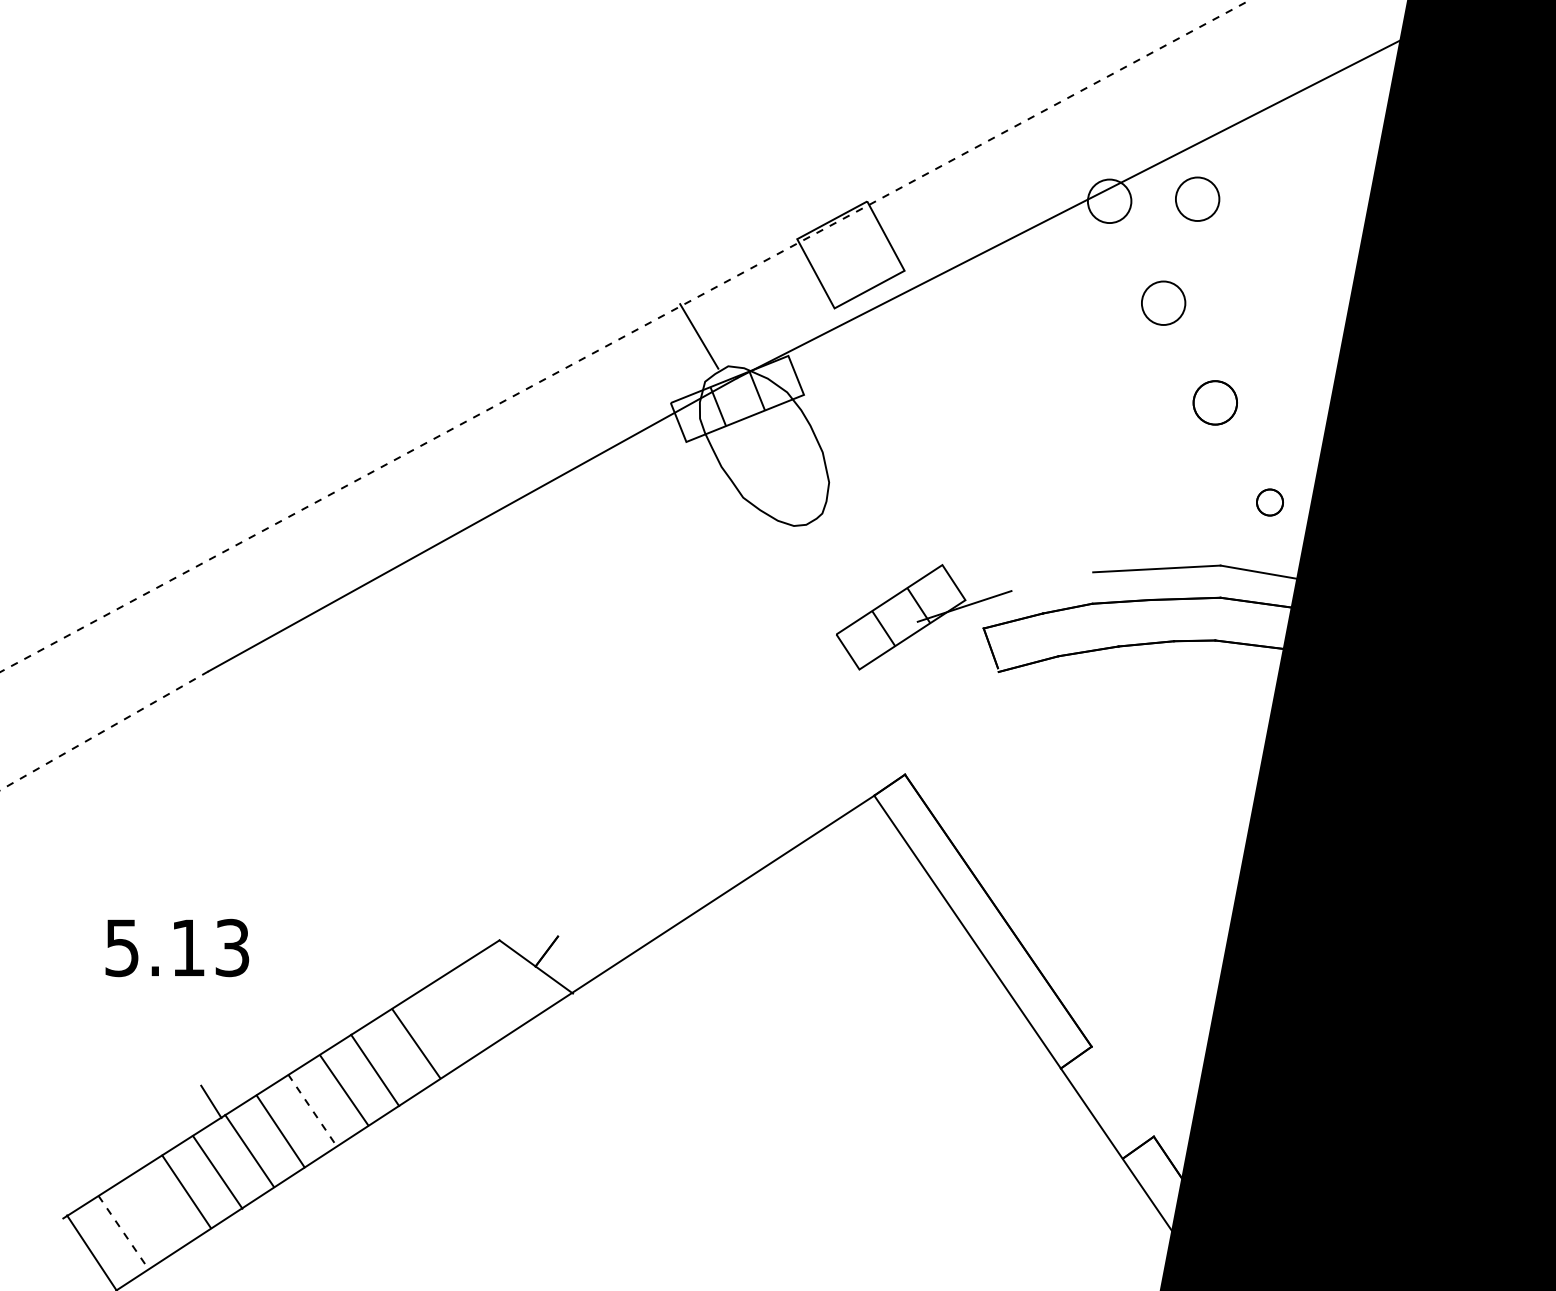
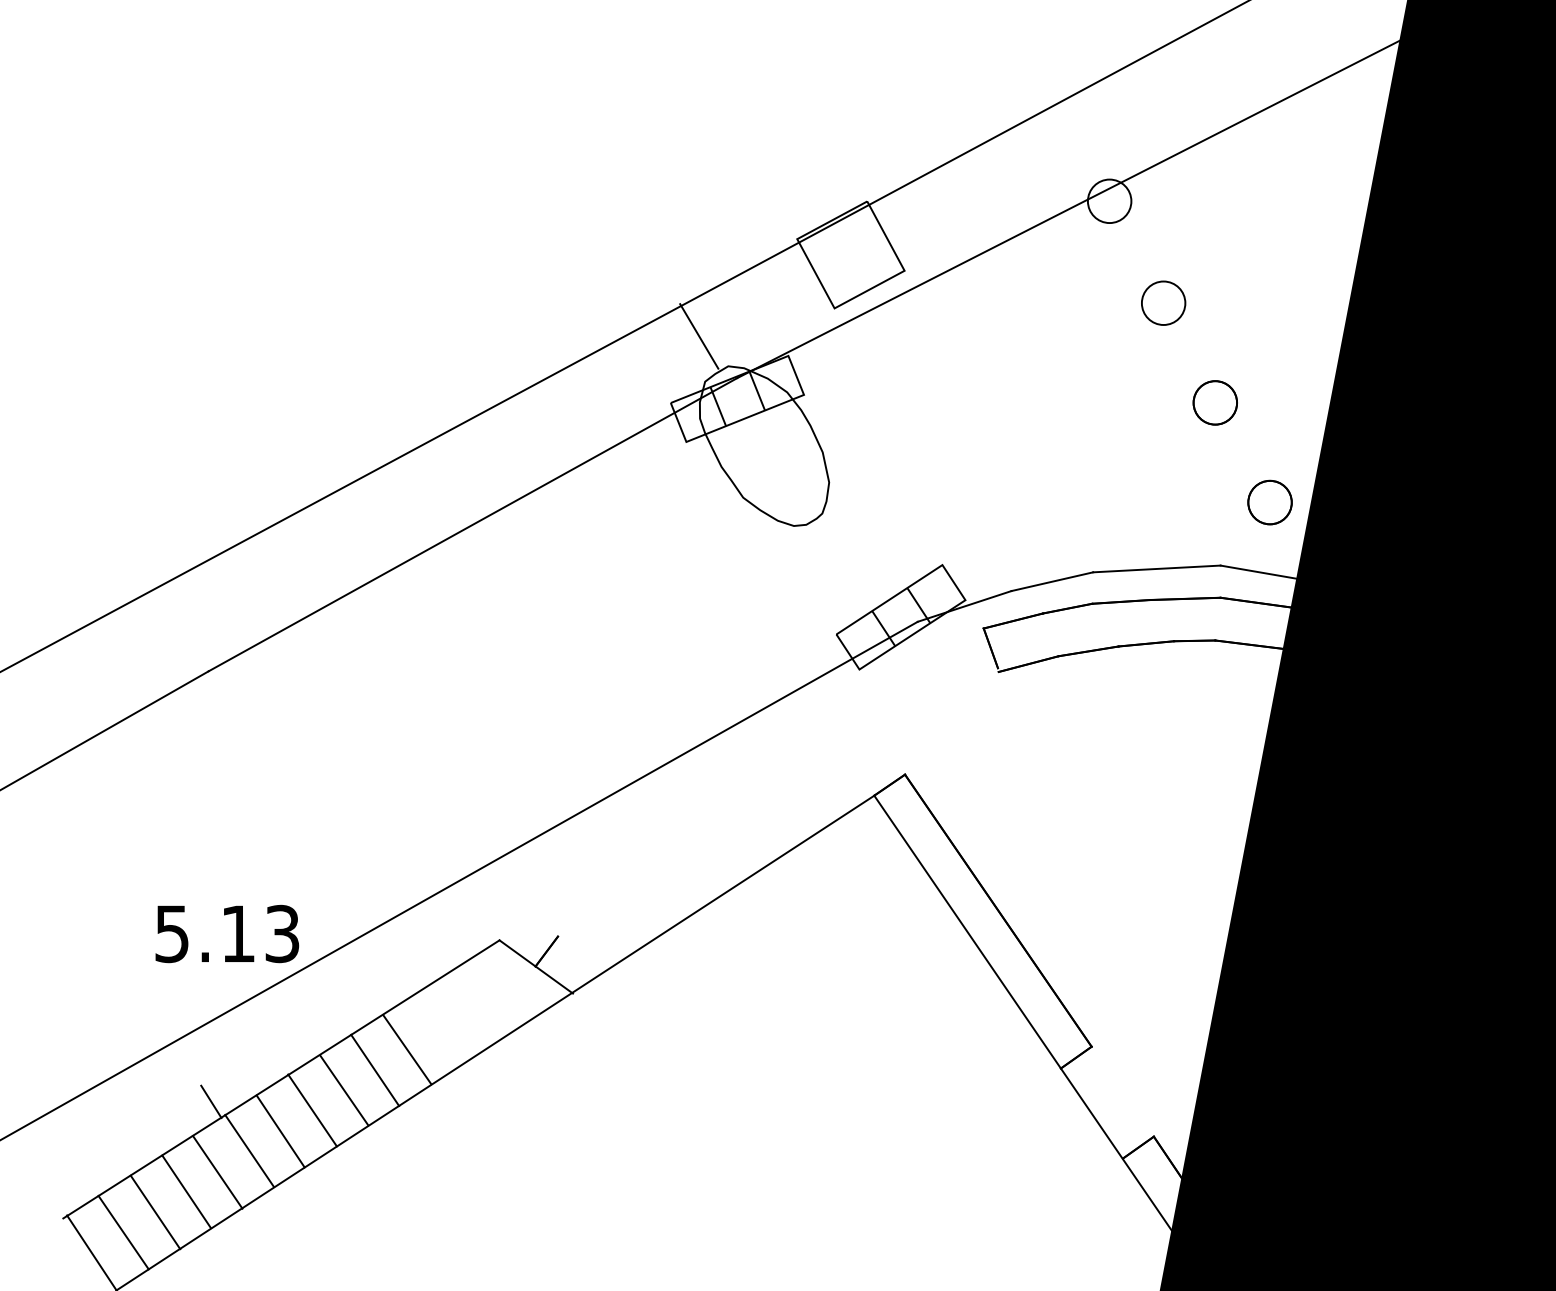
circle: present -> none (1197, 198)
line: dashed -> solid (624, 336)
part size: 28x29 px -> 46x47 px (1269, 502)
line: none -> present (1052, 581)
line: dashed -> solid (104, 730)
line: none -> present (459, 880)
text position: (177, 947) -> (227, 933) (227, 933)
line position: (416, 1043) -> (407, 1049) (407, 1049)
line: dashed -> solid (312, 1110)
line: none -> present (155, 1212)
line: dashed -> solid (123, 1233)
